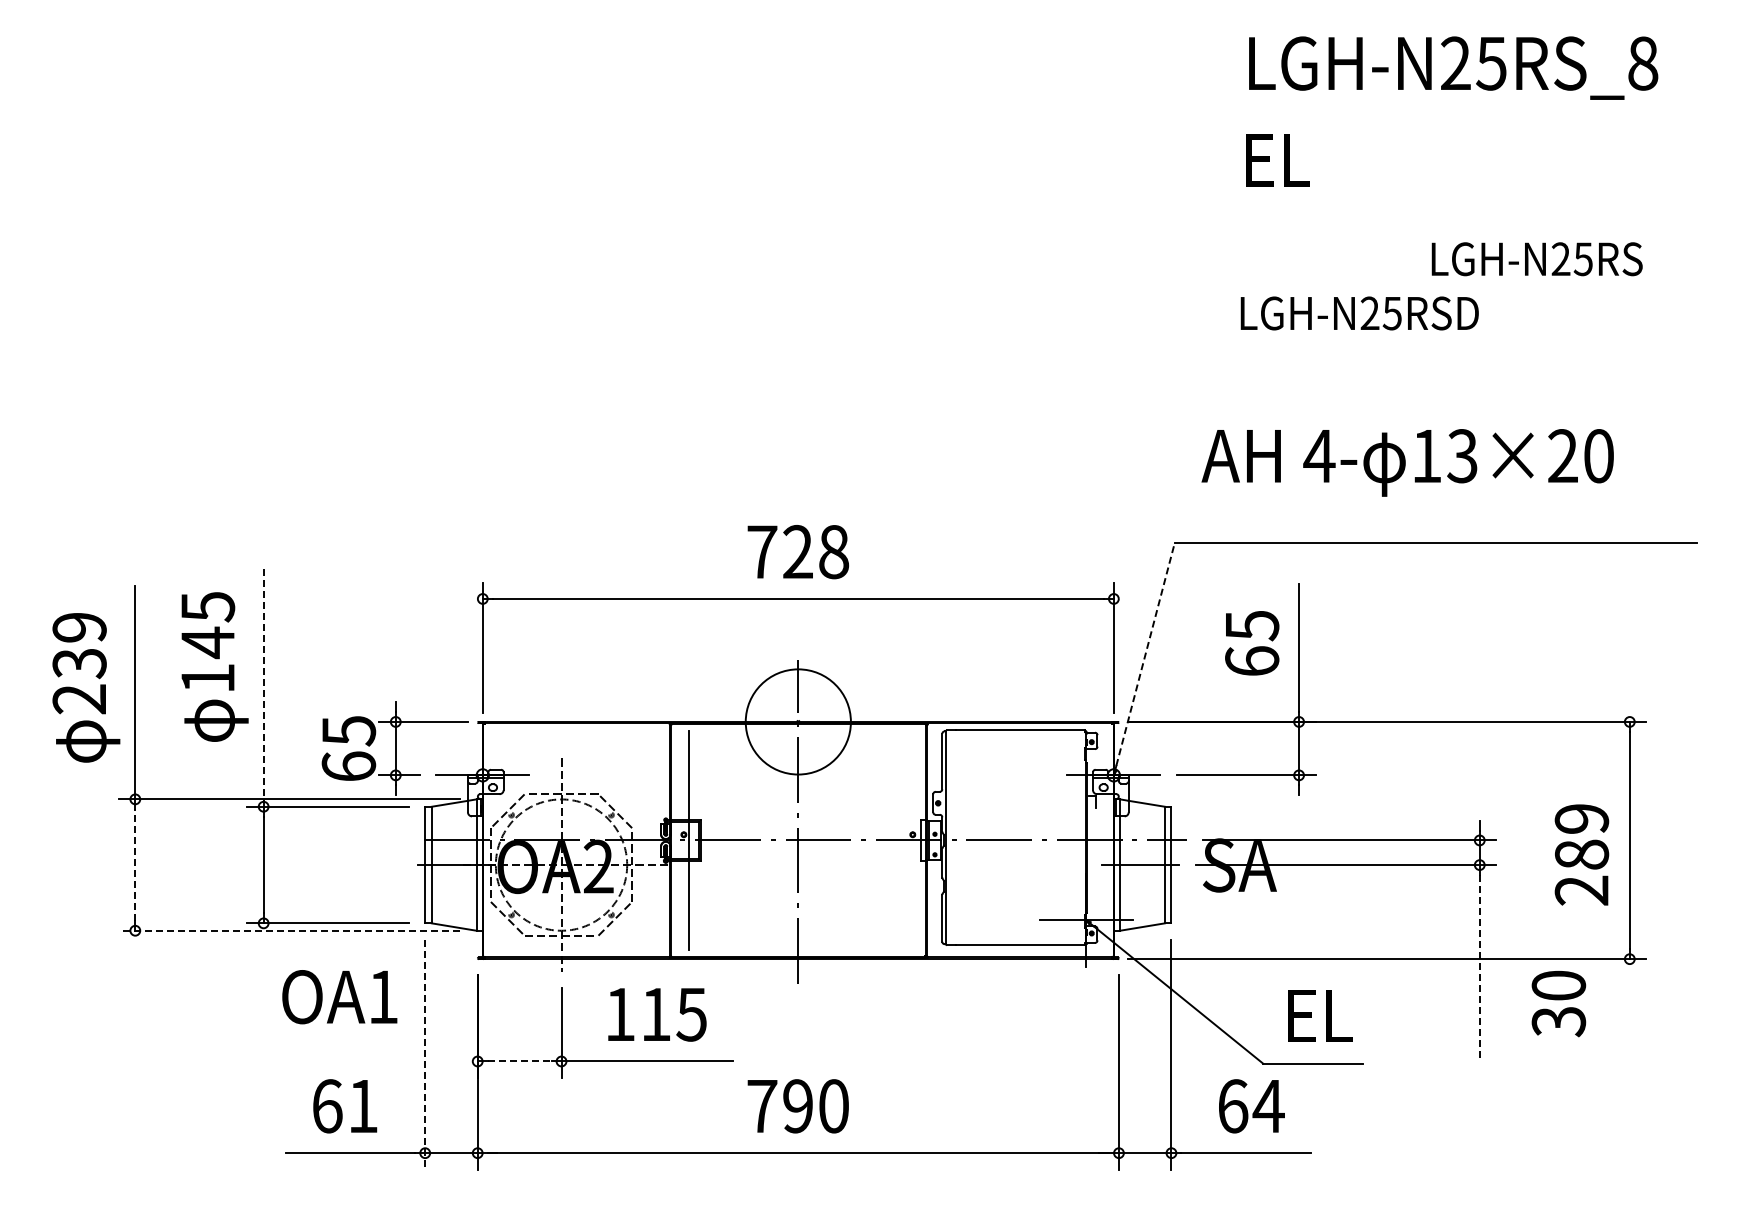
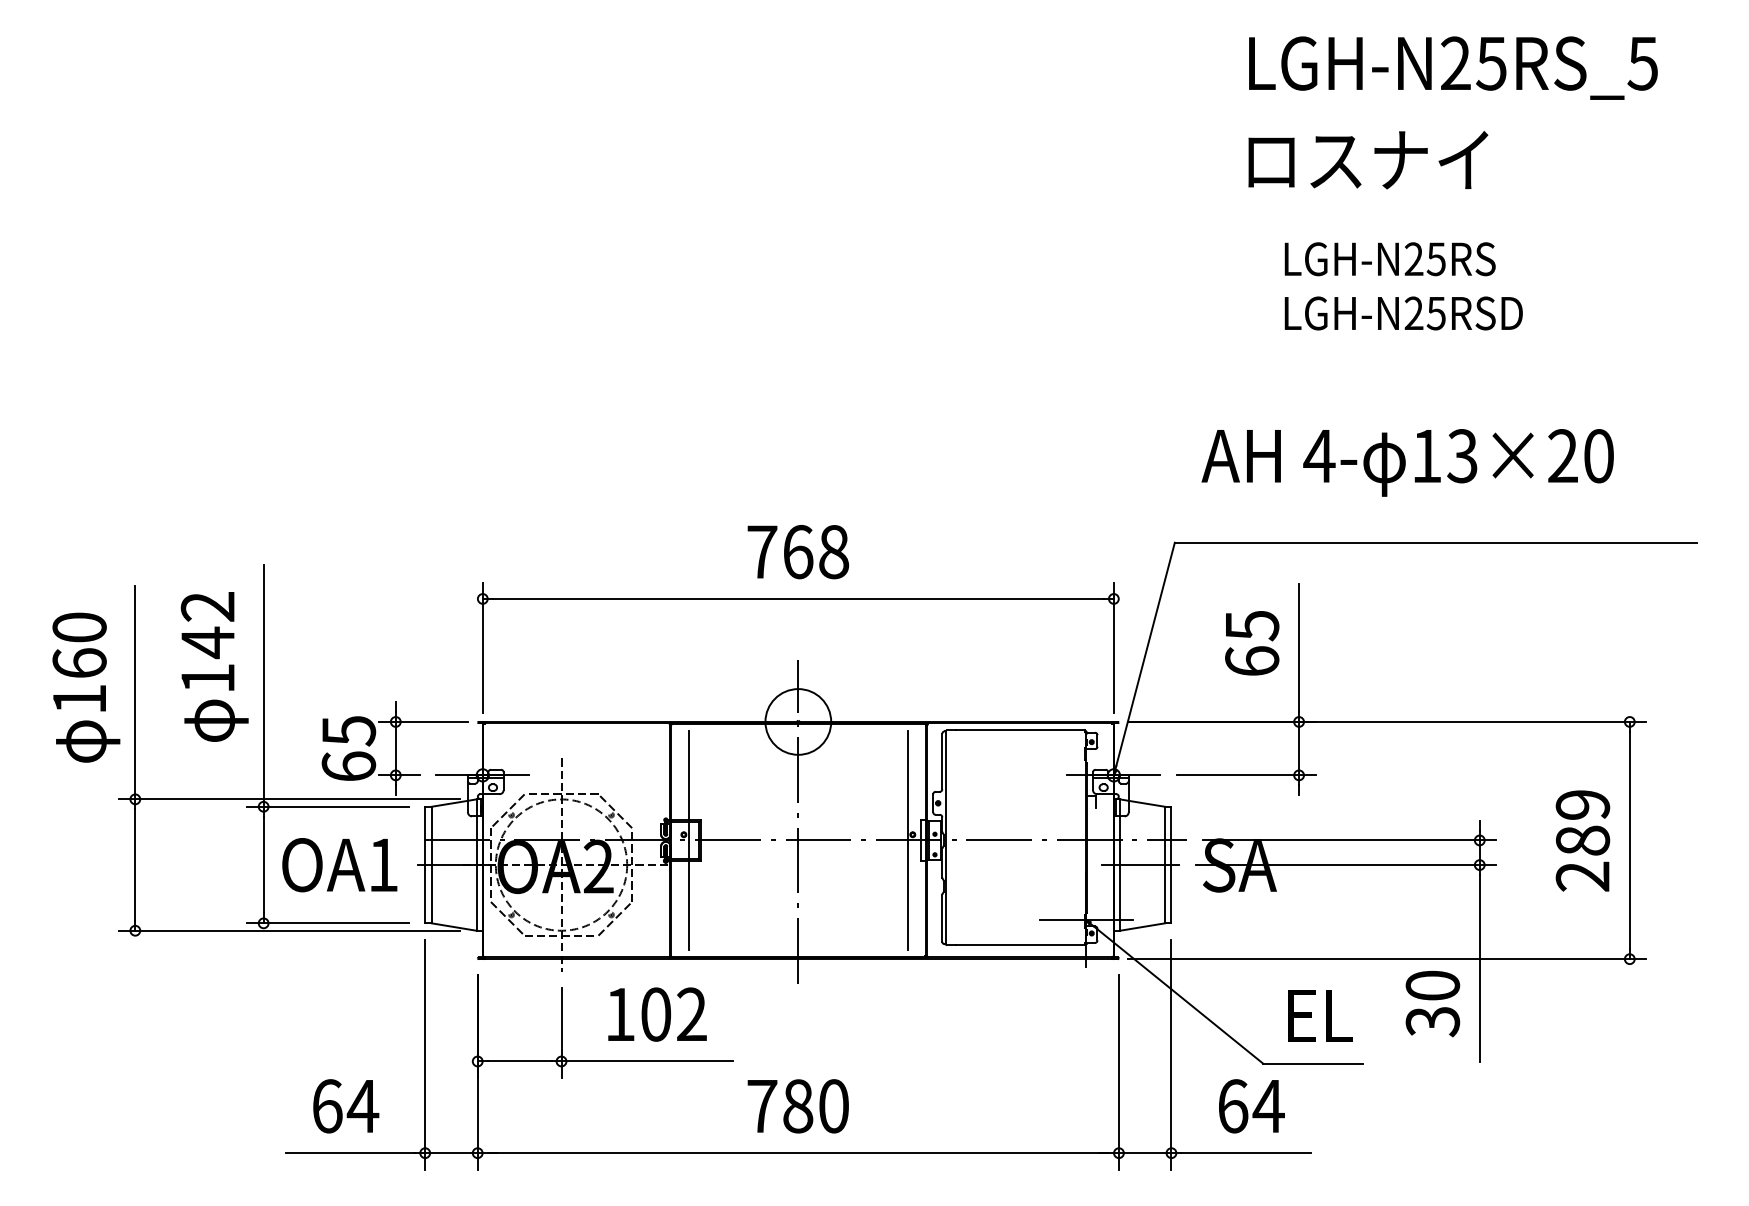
text: LGH-N25RS_8 -> LGH-N25RS_5 (1642, 63)
text: EL -> ロスナイ (1367, 160)
text position: (1536, 259) -> (1389, 259) (1389, 259)
text position: (1359, 313) -> (1403, 313) (1403, 313)
text: 728 -> 768 (798, 551)
text: 145 -> 142 (207, 607)
line: dashed -> solid (1145, 653)
text: 239 -> 160 (79, 663)
line: dashed -> solid (263, 686)
circle diameter: 105 px -> 66 px (798, 721)
line: none -> present (907, 840)
text position: (1581, 854) -> (1582, 840) (1582, 840)
line: dashed -> solid (135, 865)
line: dashed -> solid (289, 930)
line: dashed -> solid (1479, 968)
text position: (339, 997) -> (339, 865) (339, 865)
text position: (1558, 1004) -> (1432, 1004) (1432, 1004)
text: 115 -> 102 (673, 1014)
line: dashed -> solid (425, 1054)
line: dashed -> solid (520, 1061)
text: 61 -> 64 (362, 1106)
text: 790 -> 780 (798, 1106)
